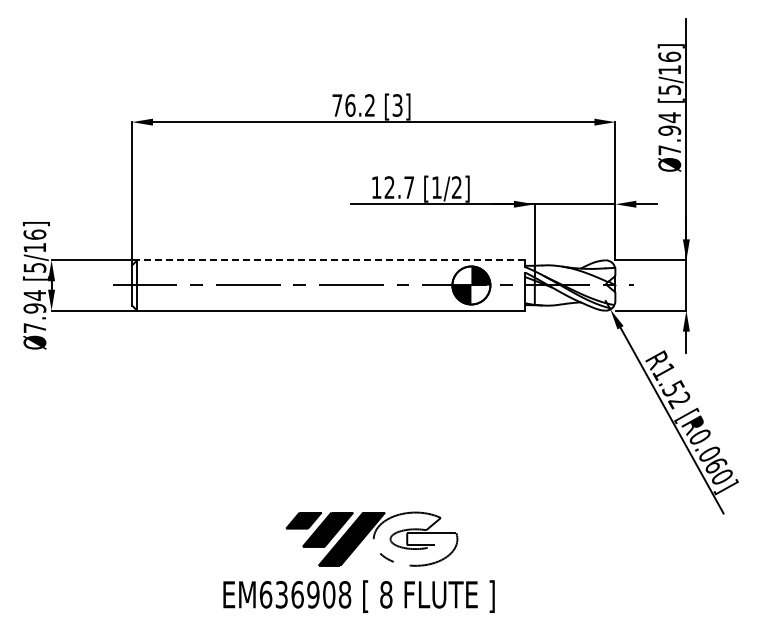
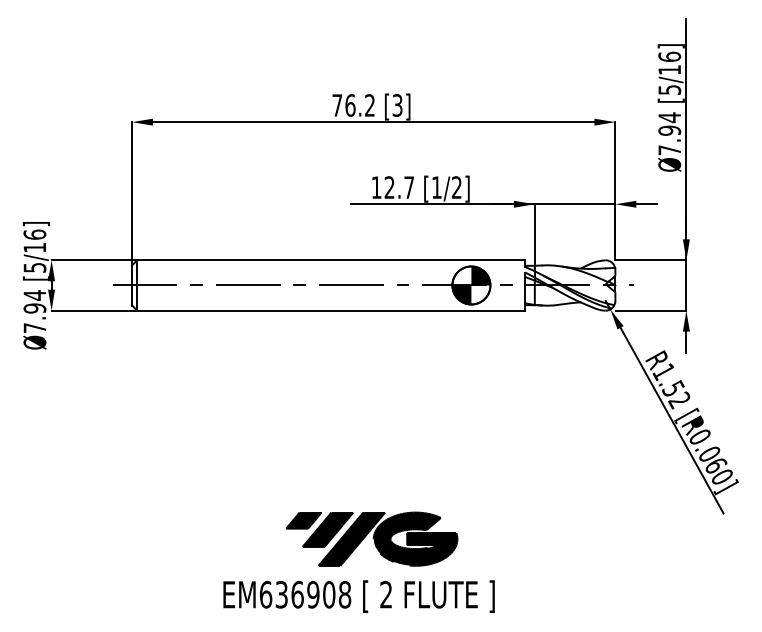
line: dashed -> solid (331, 260)
fill: none -> present (415, 538)
text: 8 -> 2 (386, 594)
